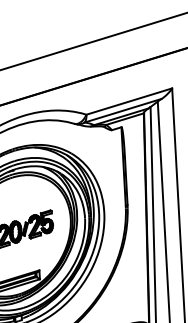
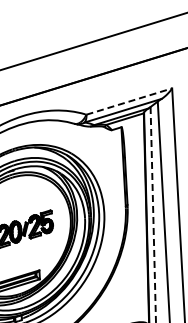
line: solid -> dashed (129, 101)
line: solid -> dashed (153, 214)
